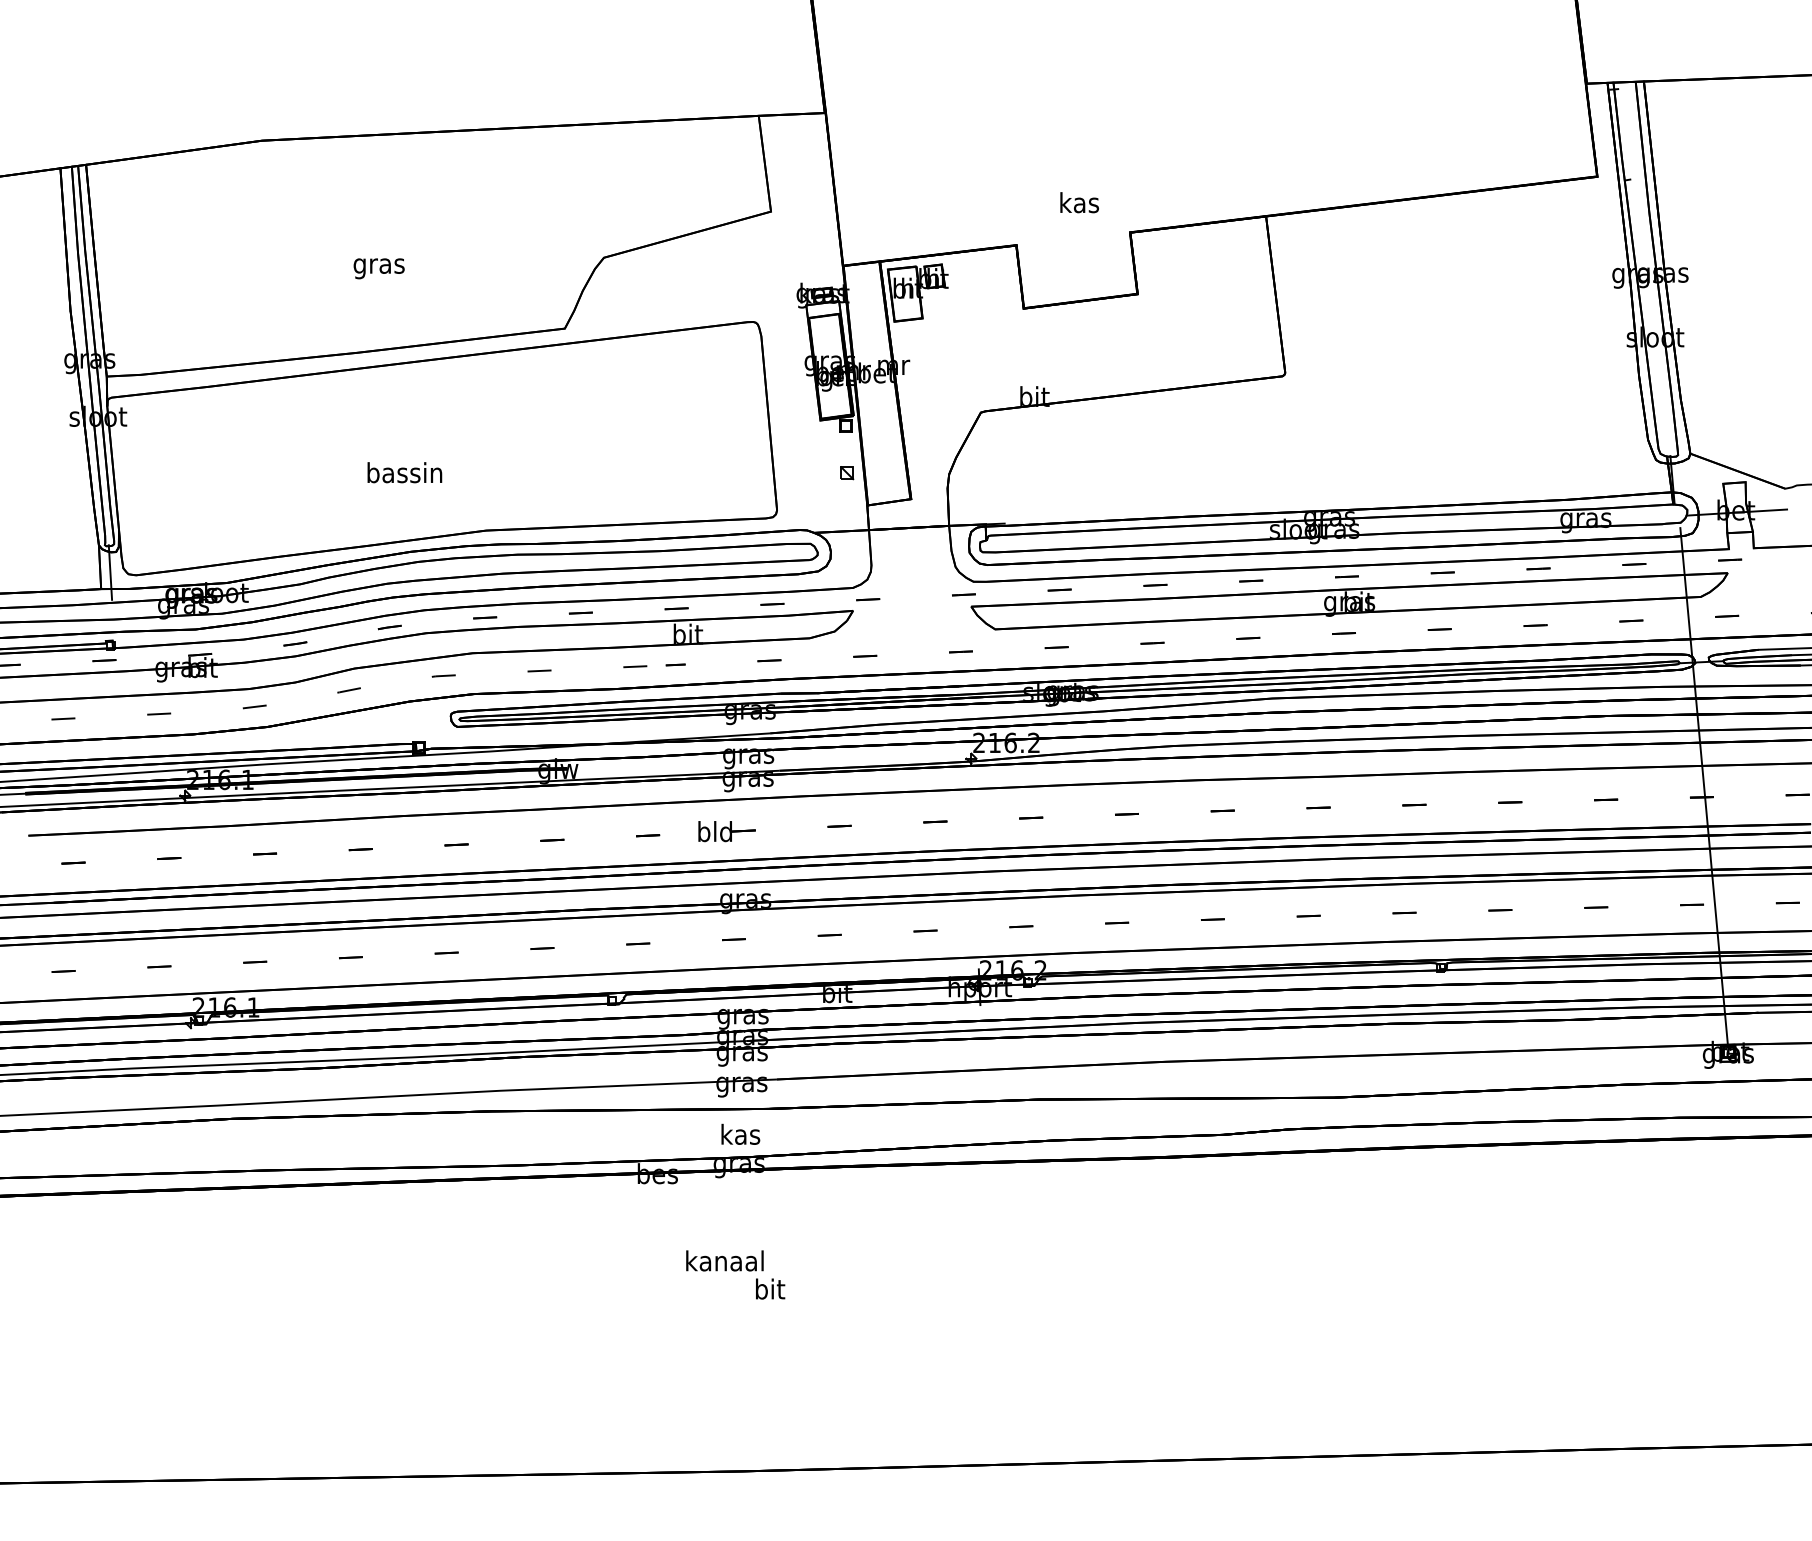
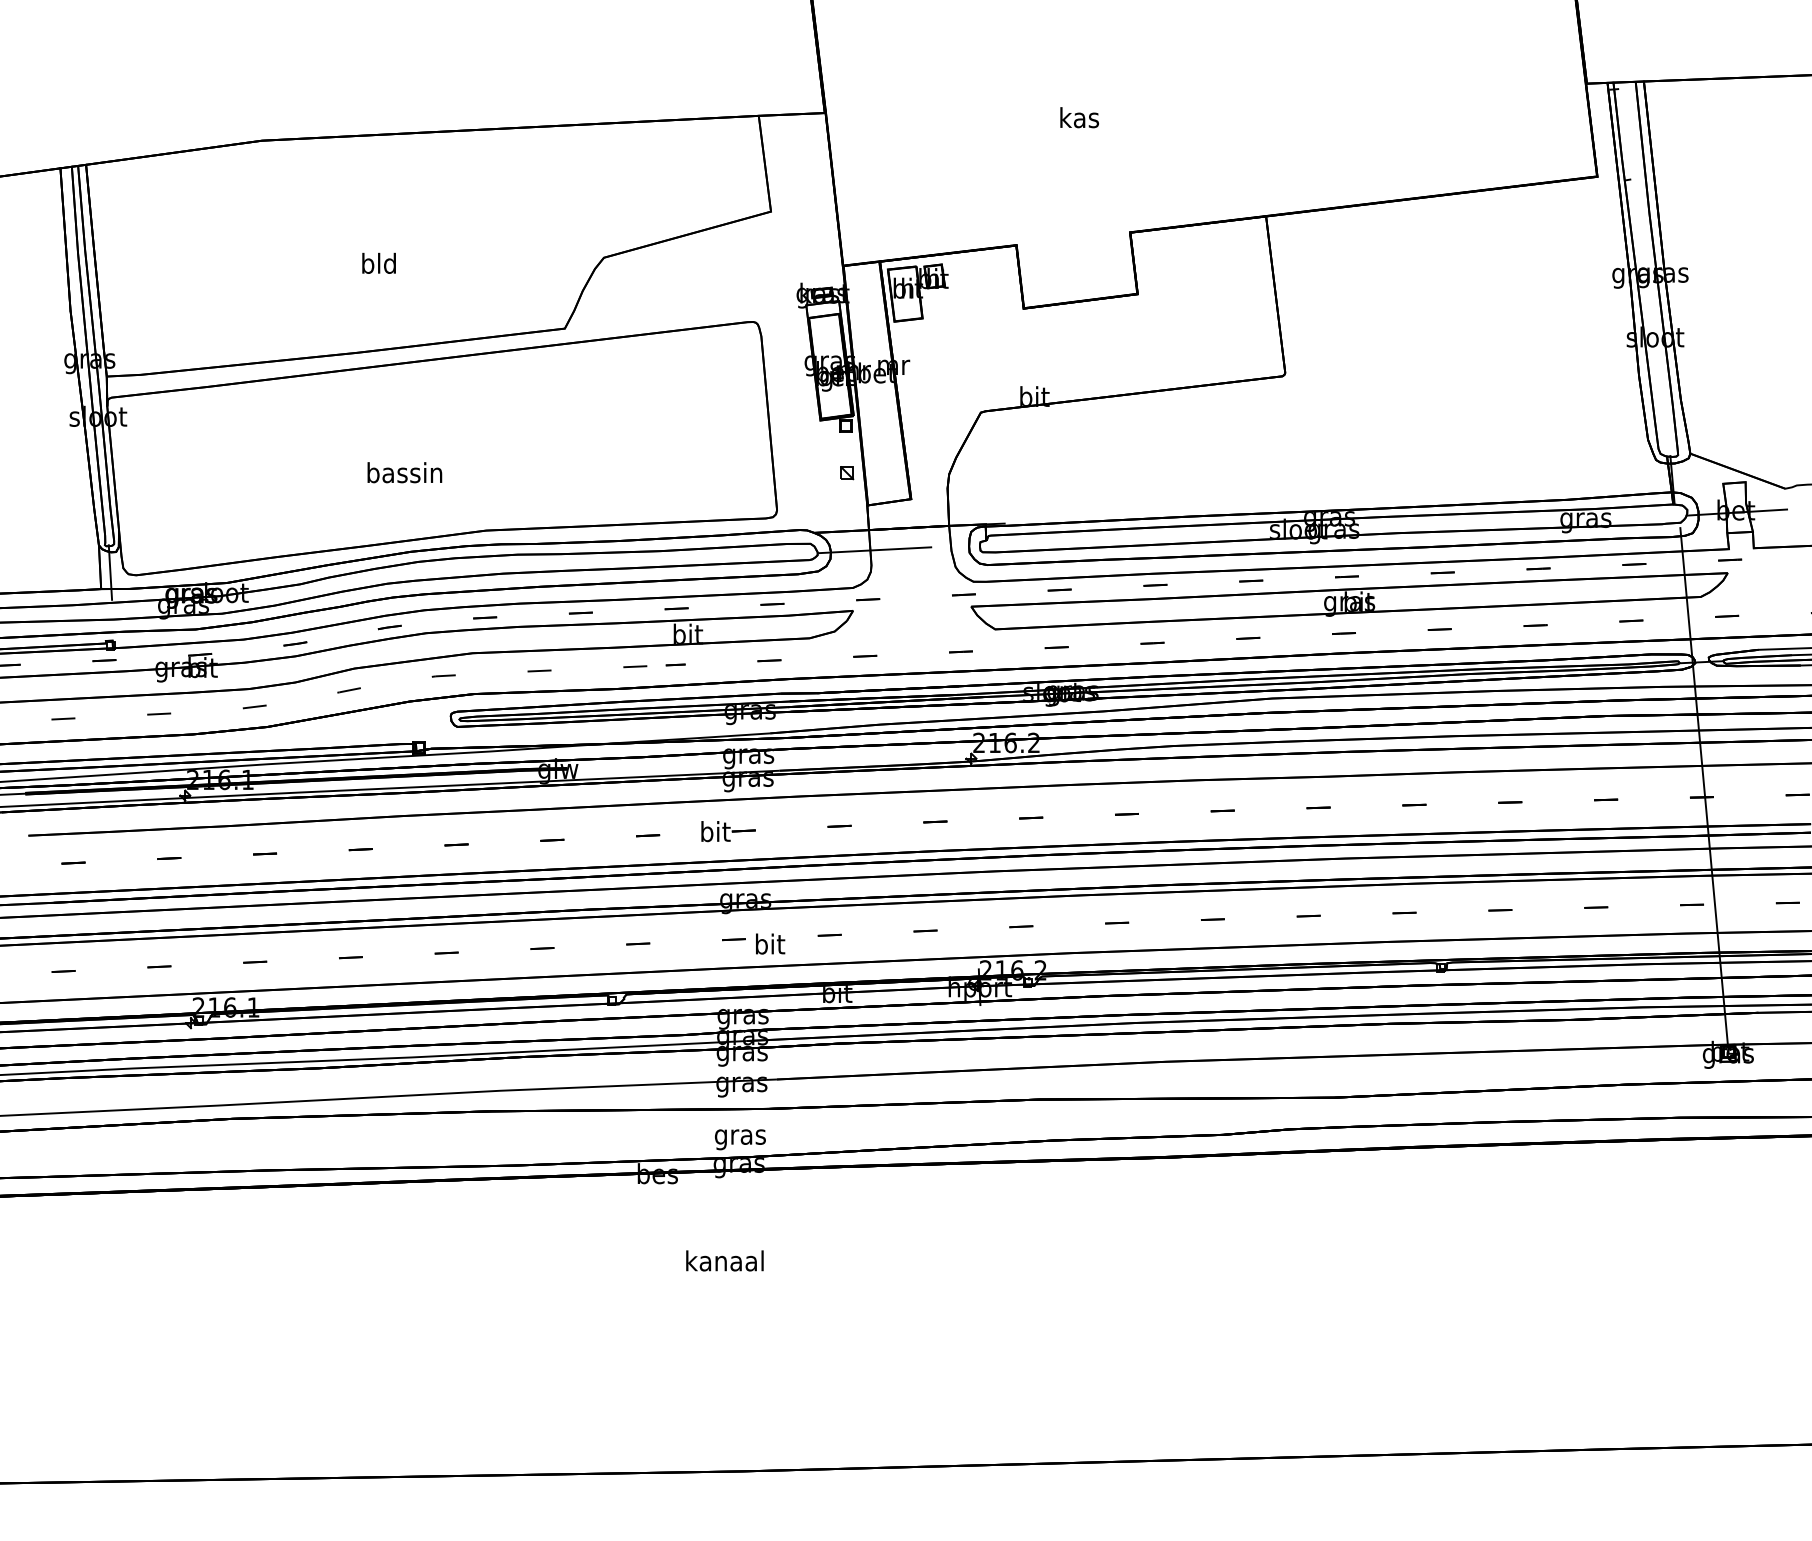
text position: (1079, 202) -> (1079, 117) (1079, 117)
text: gras -> bld (378, 265)
line: none -> present (875, 550)
text: bld -> bit (714, 831)
text: kas -> gras (740, 1136)
text position: (770, 1288) -> (770, 943) (770, 943)
